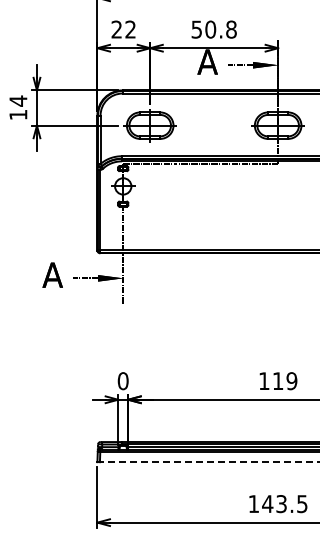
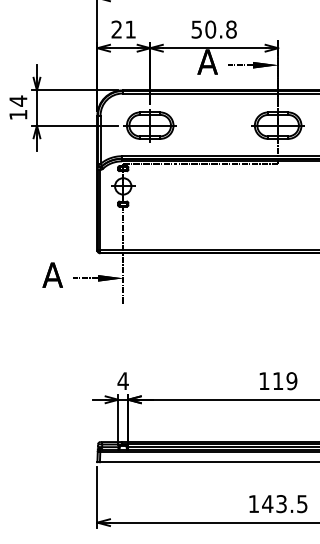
text: 22 -> 21 (130, 29)
text: 0 -> 4 (122, 381)
line: dashed -> solid (209, 462)
